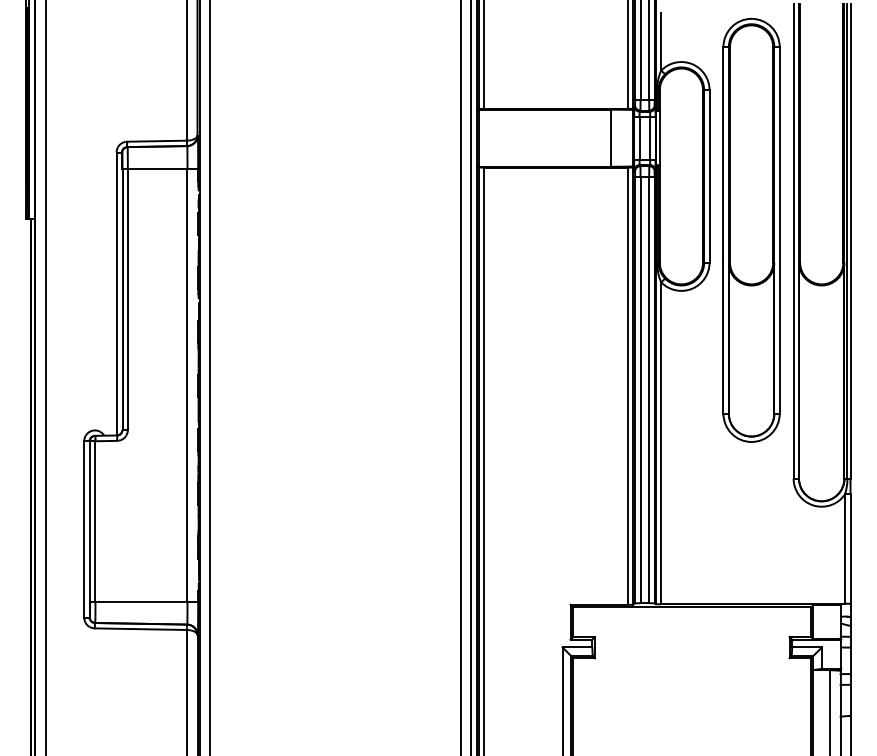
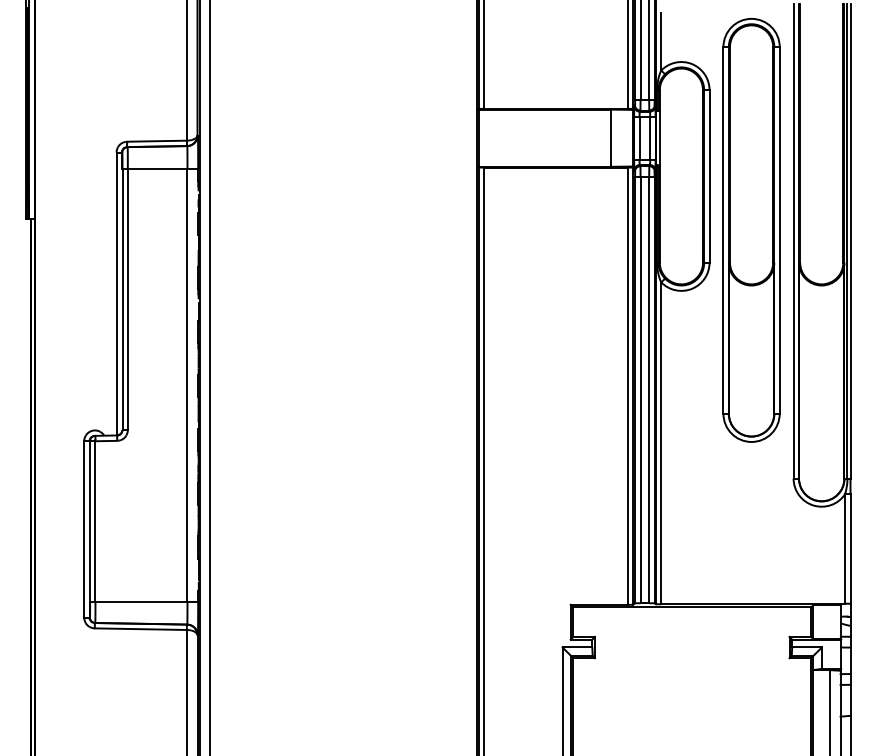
line: present -> none (46, 377)
line: present -> none (461, 377)
line: present -> none (471, 377)
